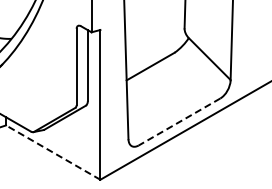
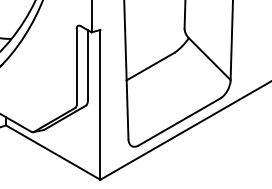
line: dashed -> solid (179, 122)
line: dashed -> solid (52, 152)
